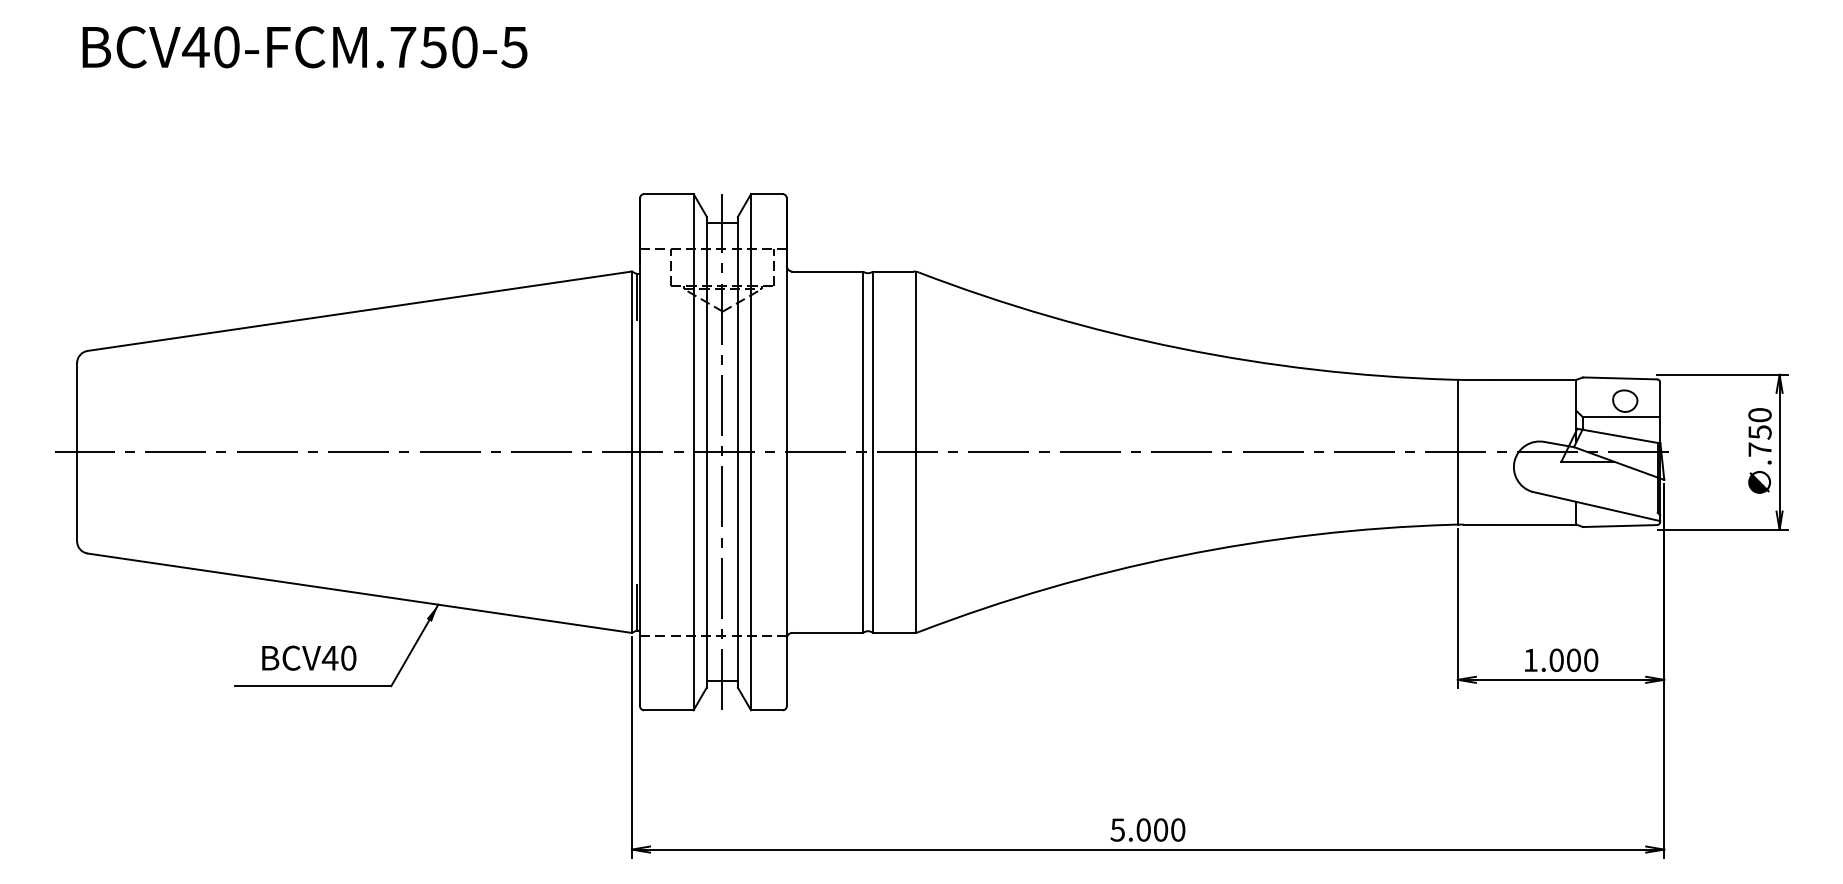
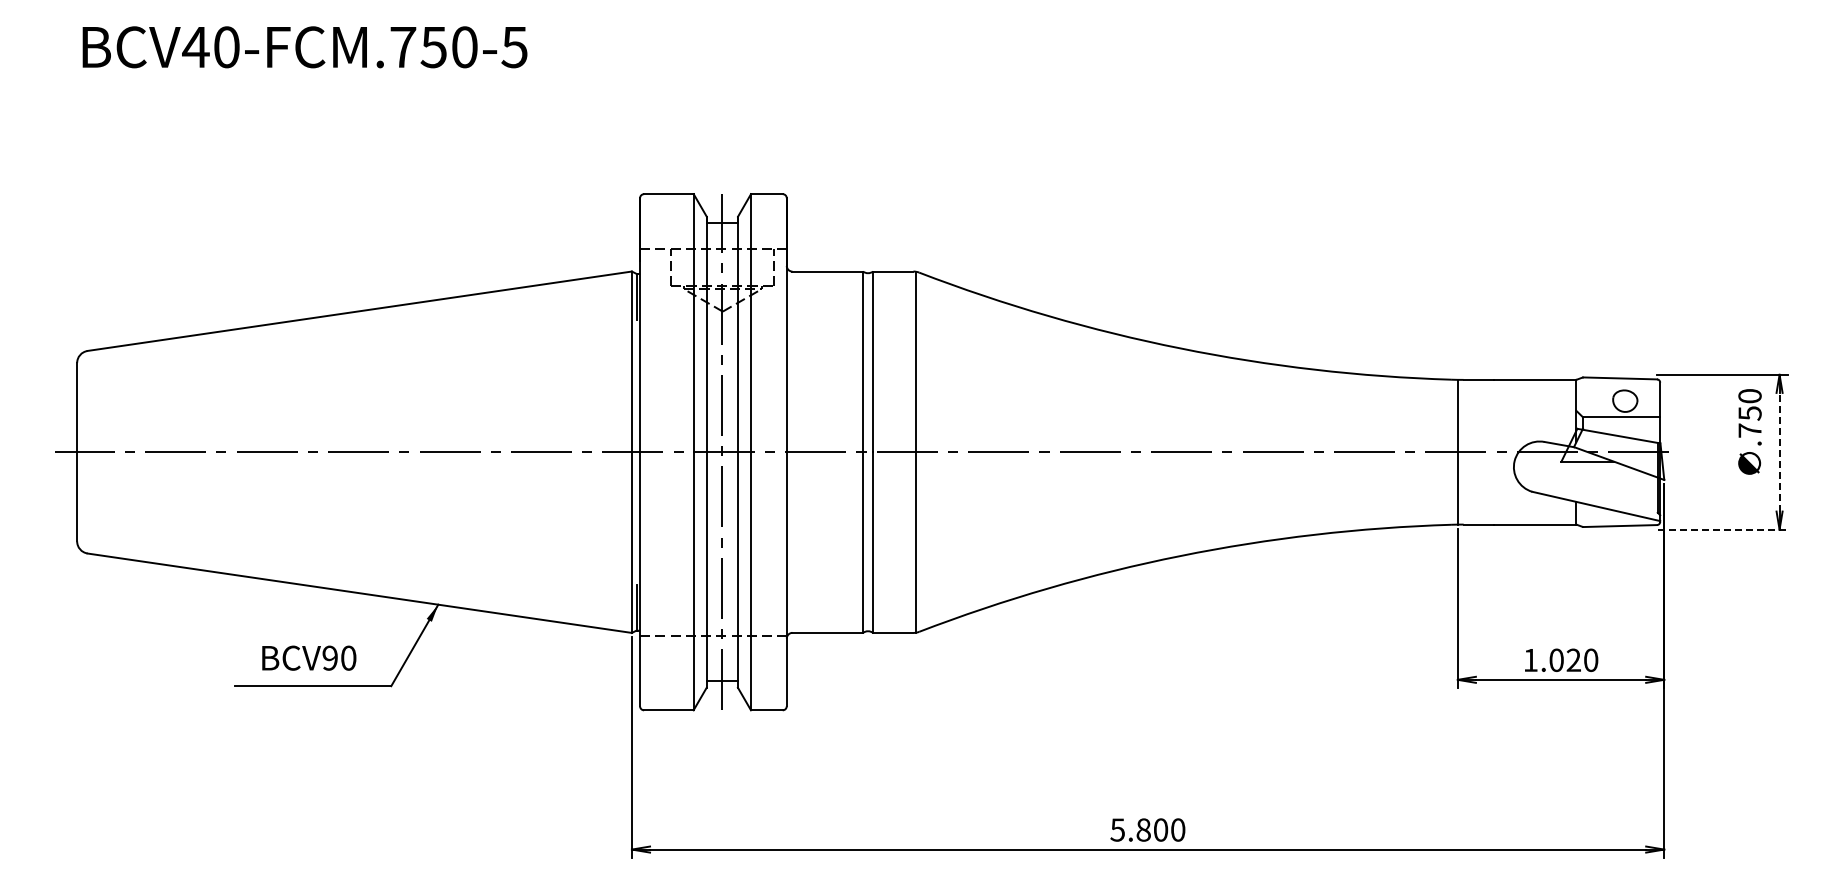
text position: (1759, 450) -> (1749, 431) (1749, 431)
line: solid -> dashed (1779, 451)
line: solid -> dashed (1722, 529)
text: BCV40 -> BCV90 (329, 657)
text: 1.000 -> 1.020 (1573, 659)
text: 5.000 -> 5.800 (1143, 829)
